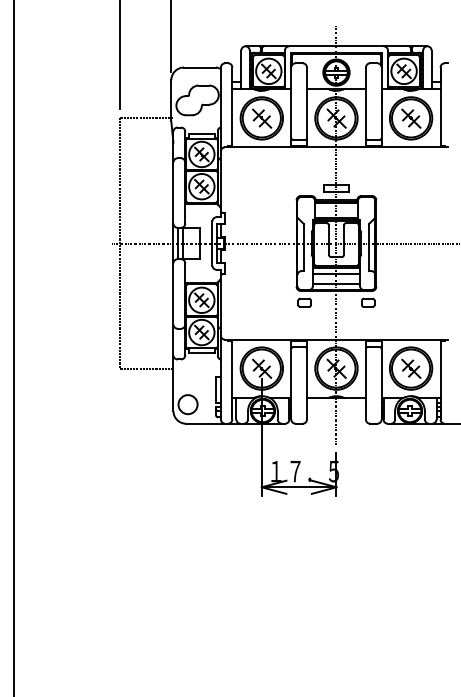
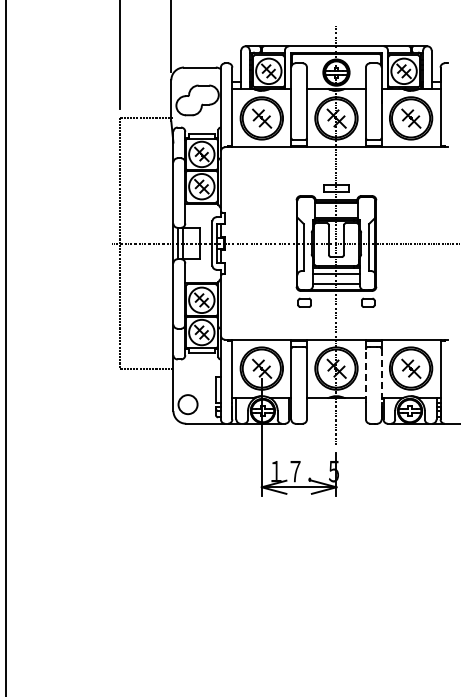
line position: (13, 347) -> (5, 347) (5, 347)
line: solid -> dashed (365, 375)
line: solid -> dashed (381, 375)
